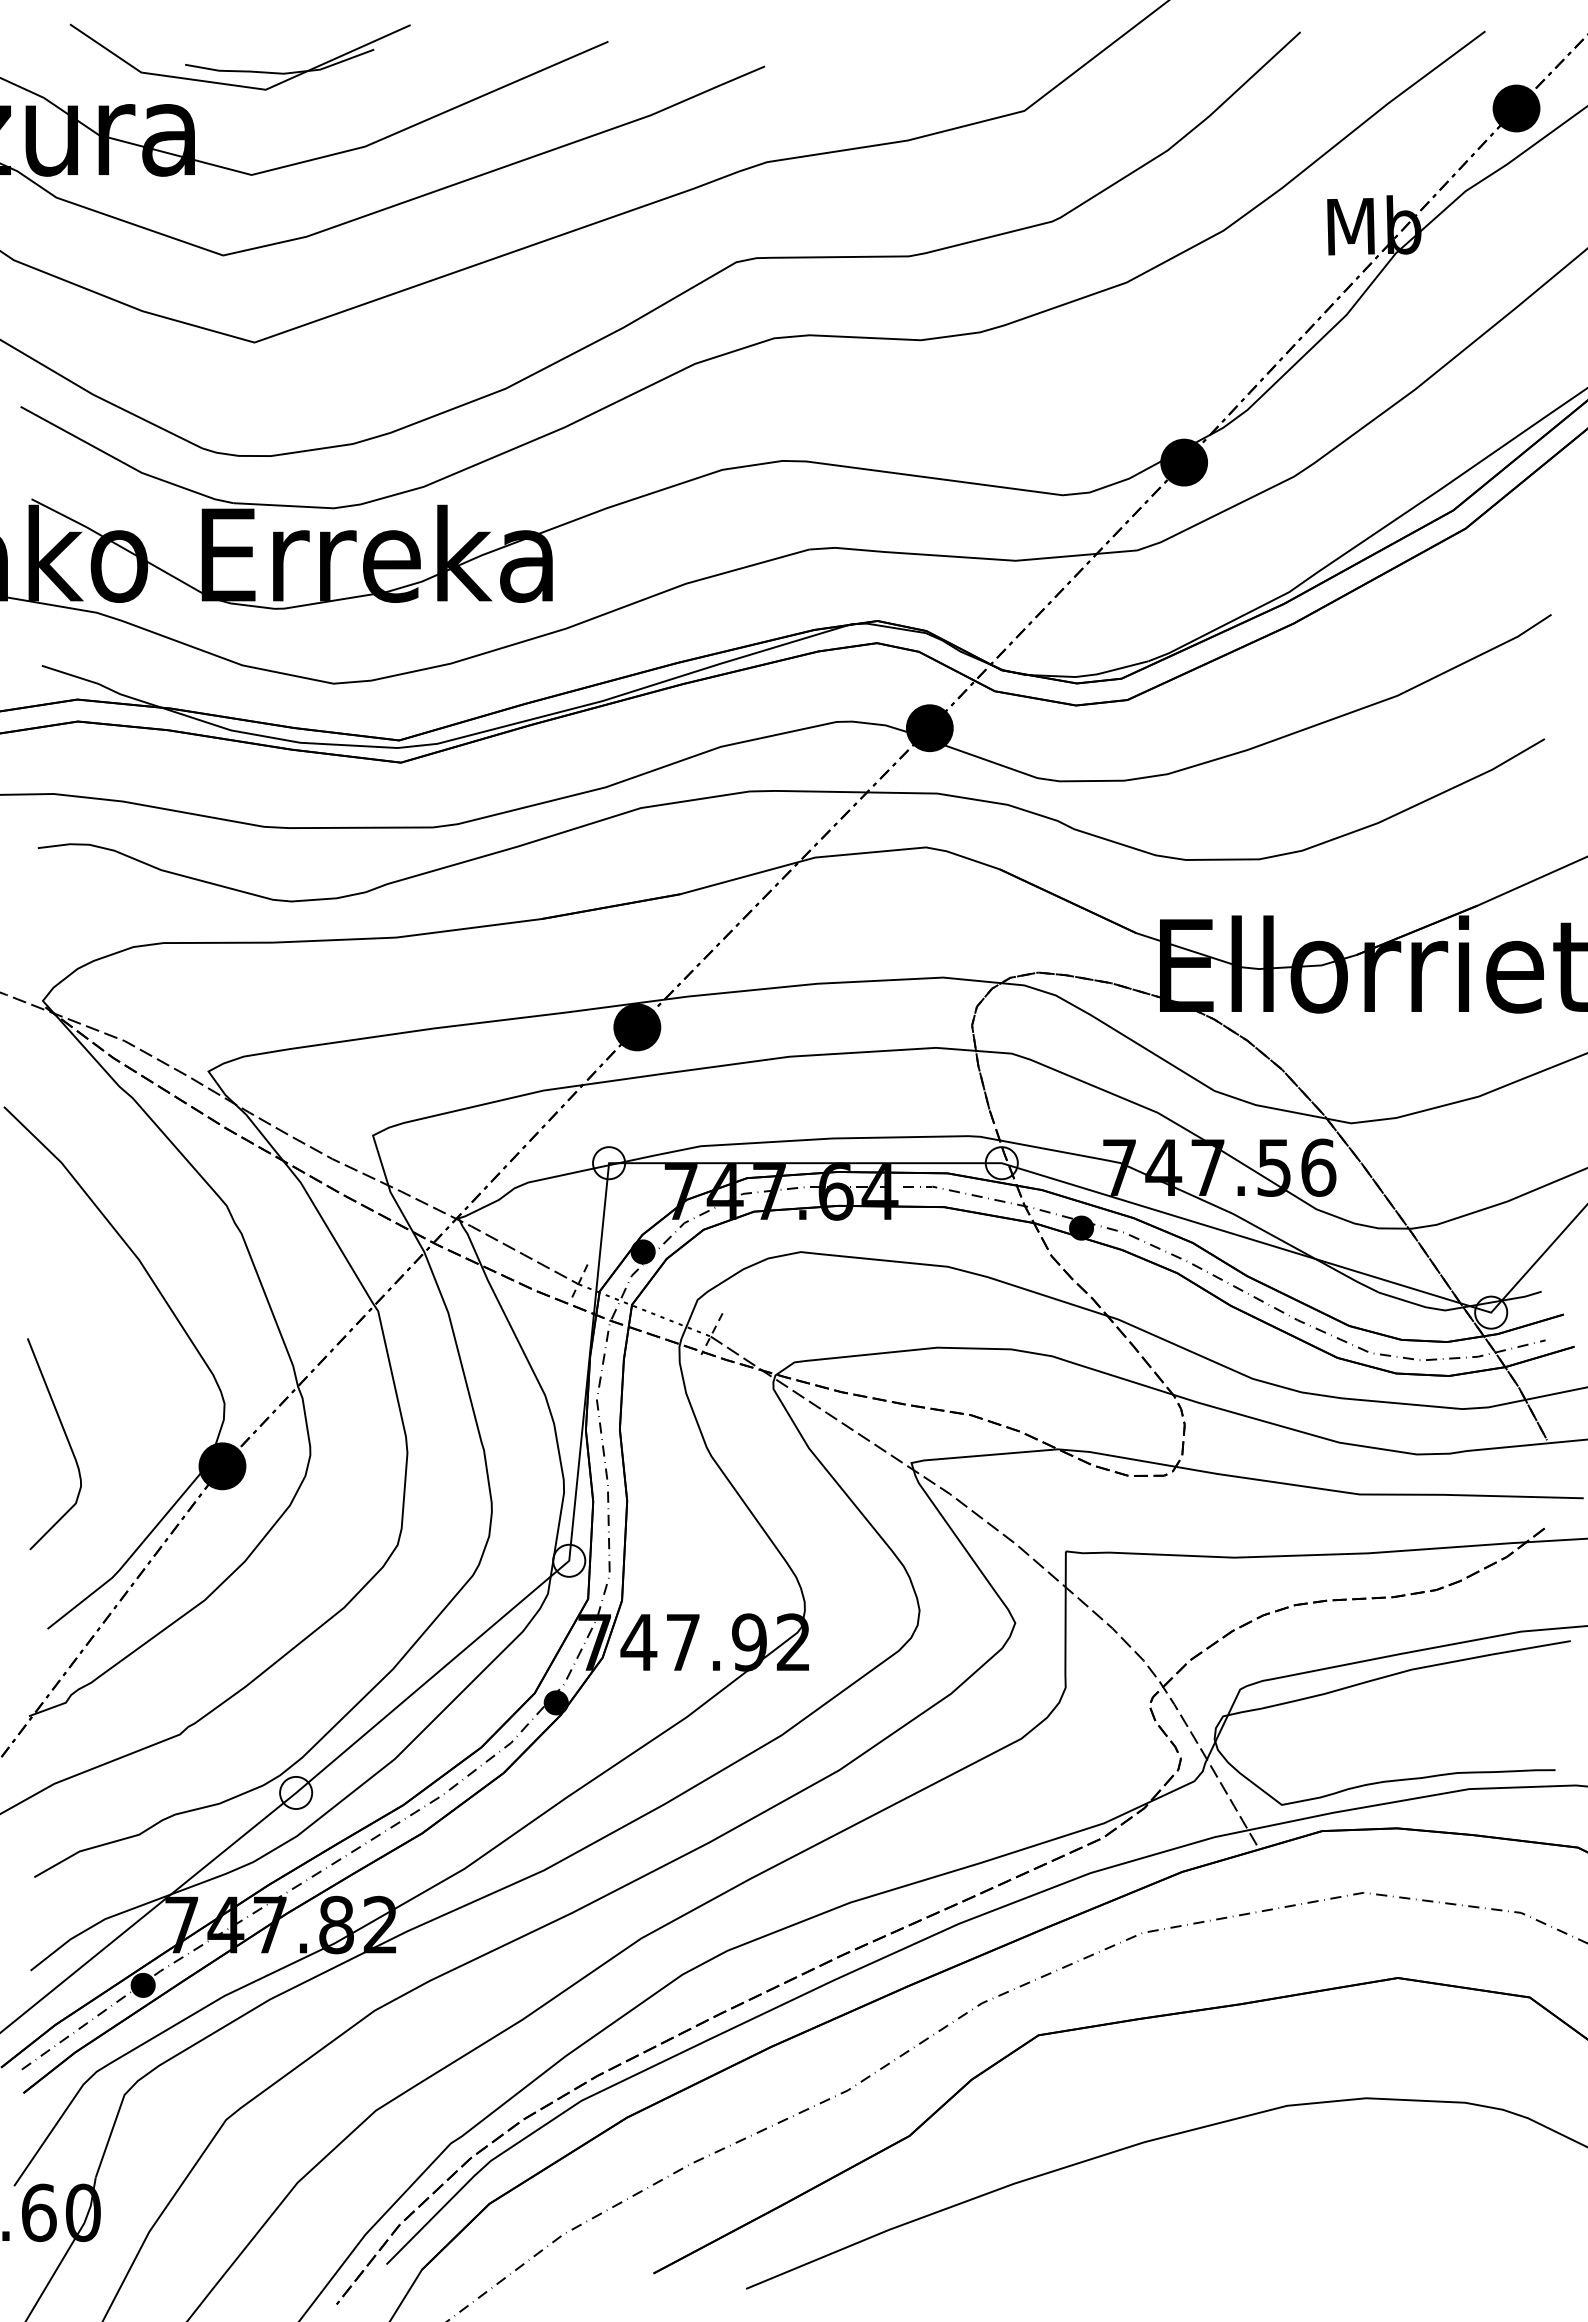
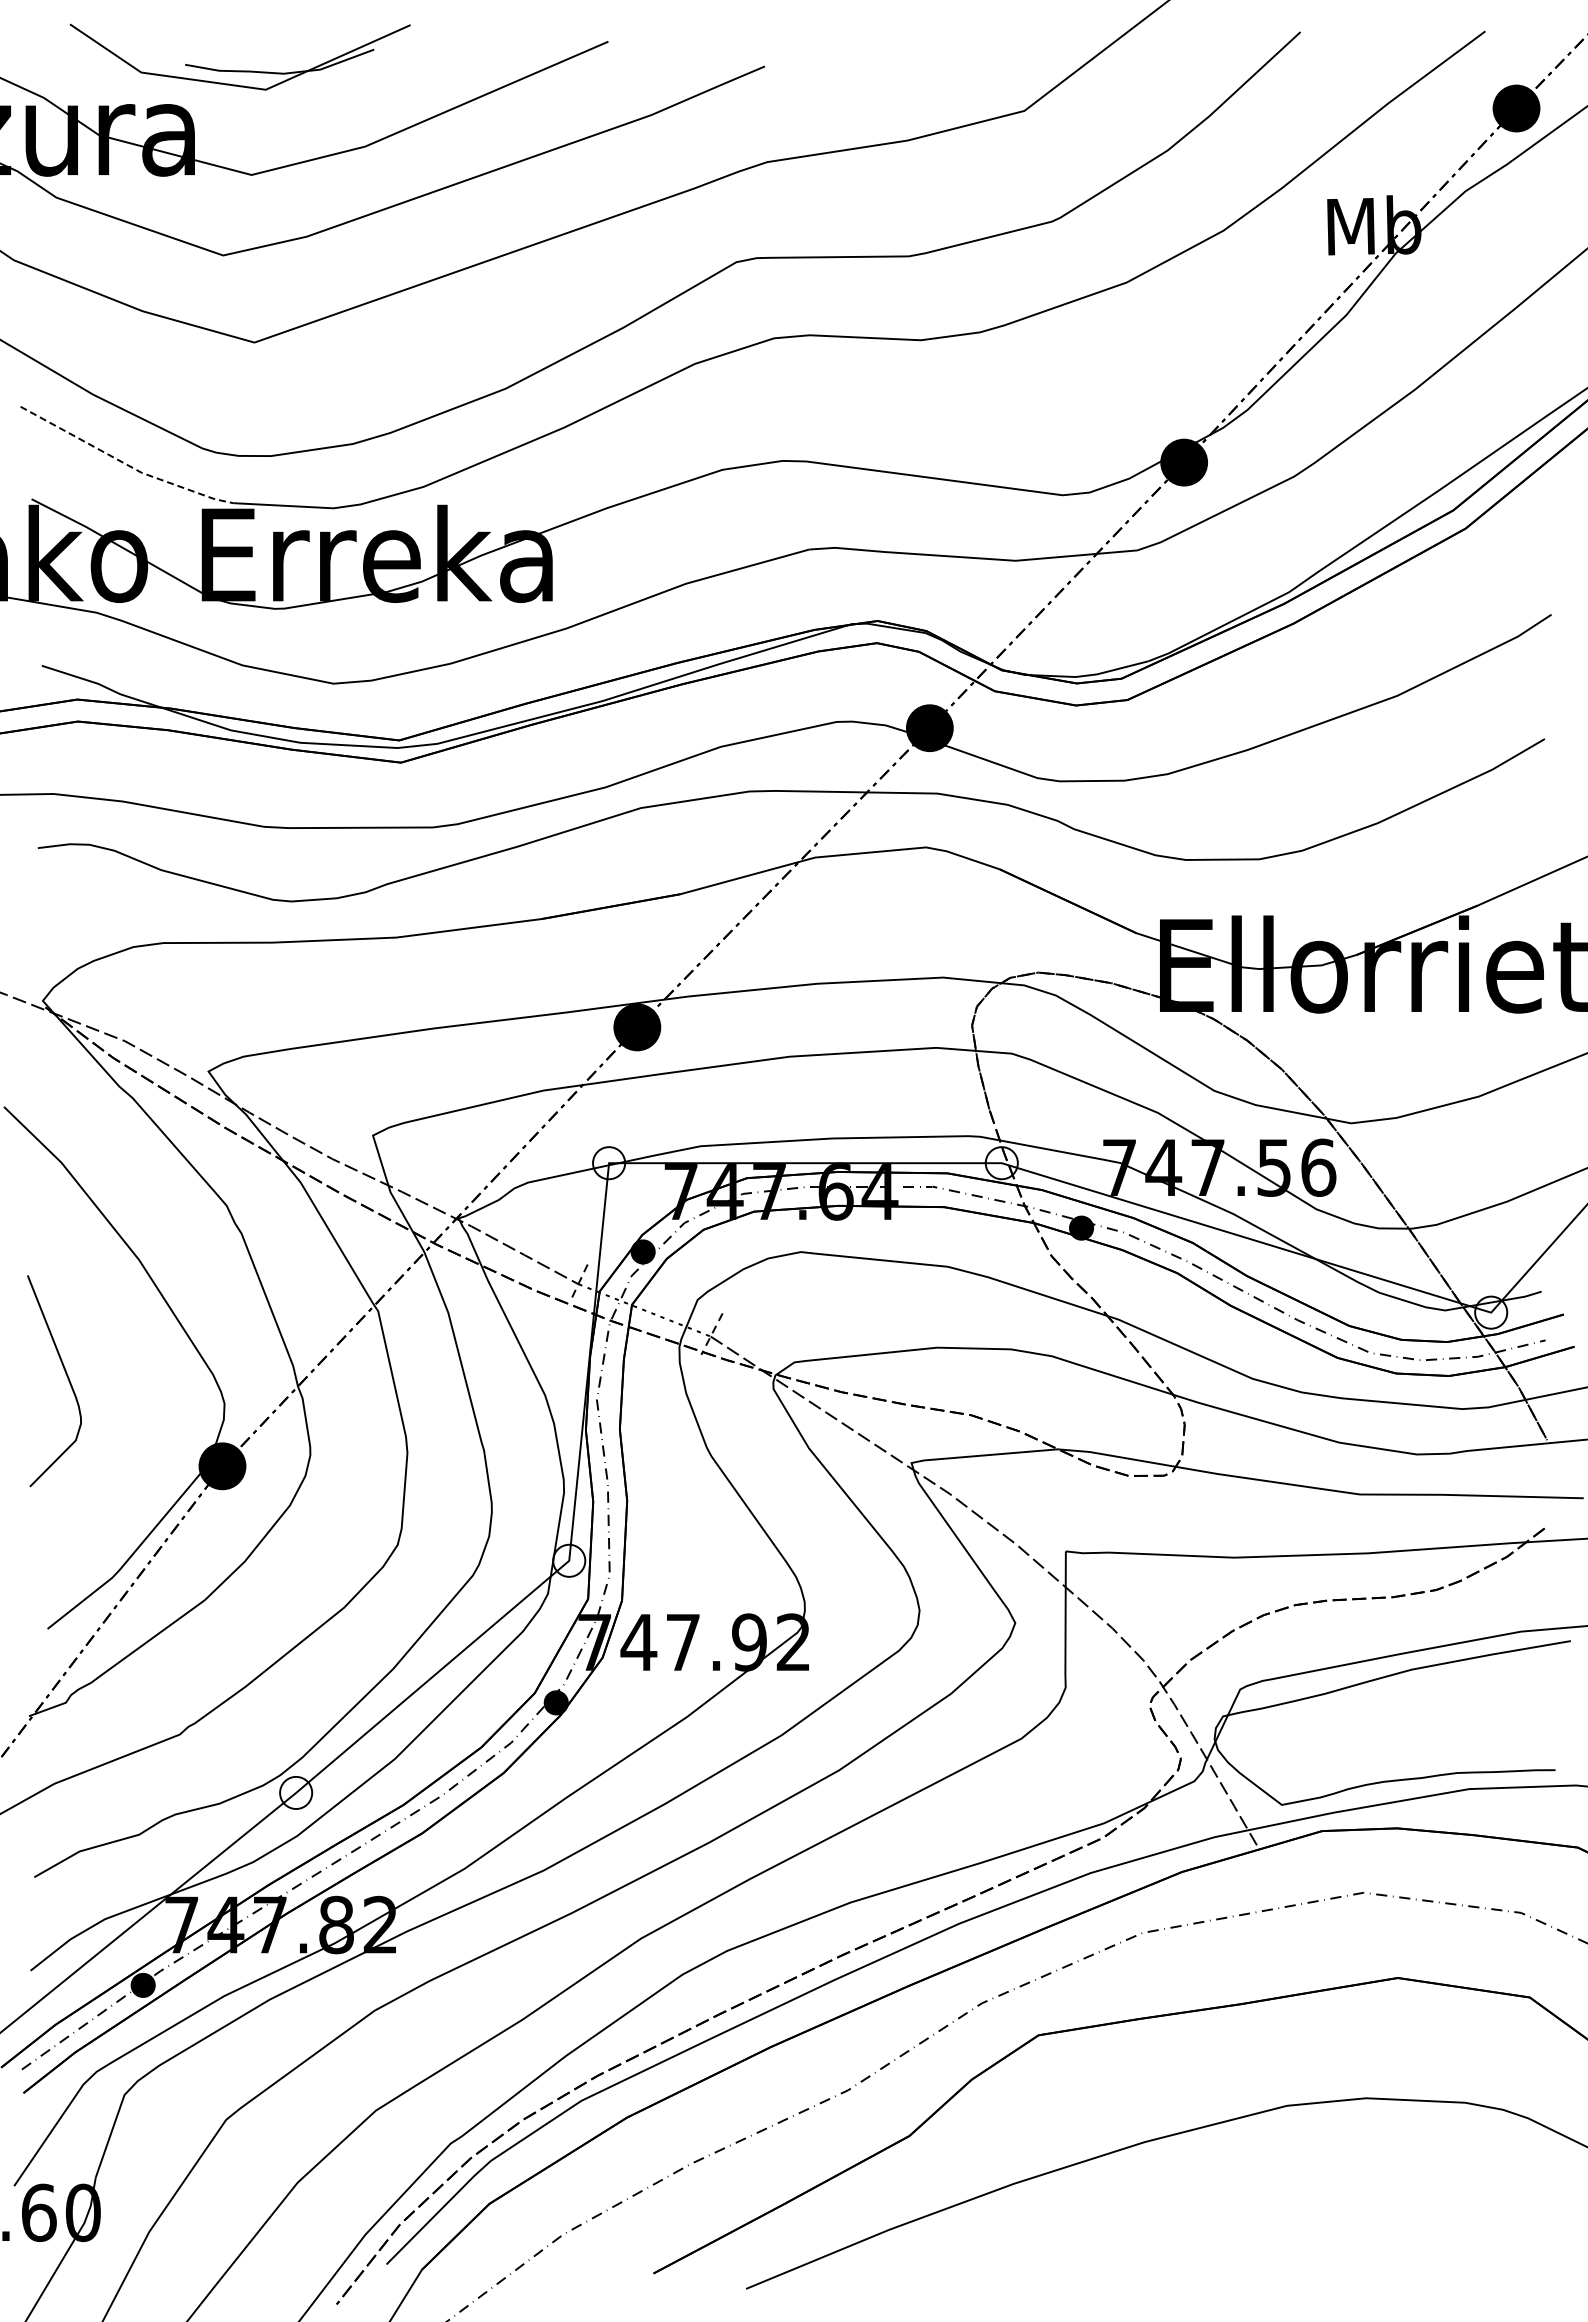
line: solid -> dashed (124, 463)
curve position: (66, 1439) -> (66, 1376) (66, 1376)
